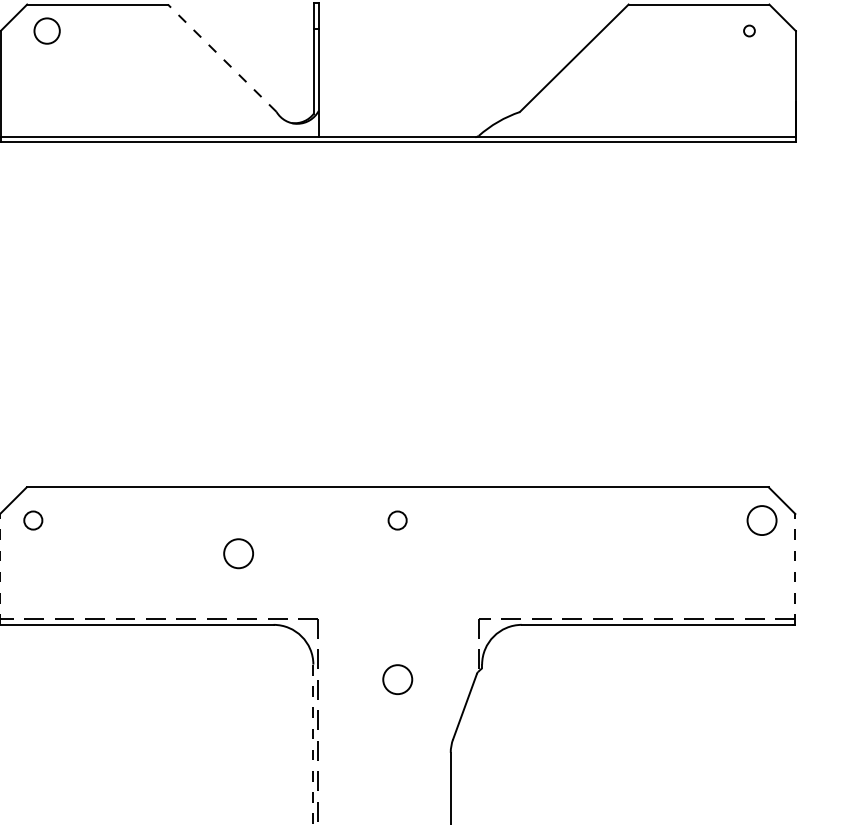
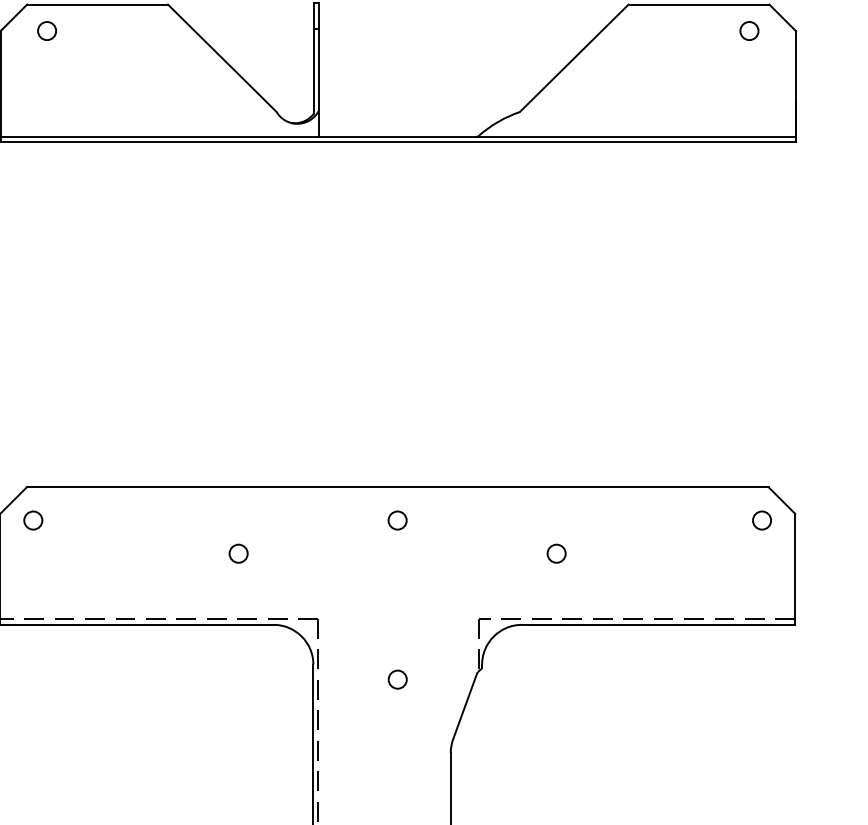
circle size: 28x28 px -> 20x20 px (46, 30)
circle size: 13x14 px -> 21x20 px (749, 30)
line: dashed -> solid (221, 57)
circle diameter: 29 px -> 18 px (762, 520)
circle diameter: 29 px -> 18 px (238, 553)
circle: none -> present (556, 553)
line: dashed -> solid (0, 568)
line: dashed -> solid (795, 568)
circle diameter: 29 px -> 18 px (397, 679)
line: dashed -> solid (313, 744)
